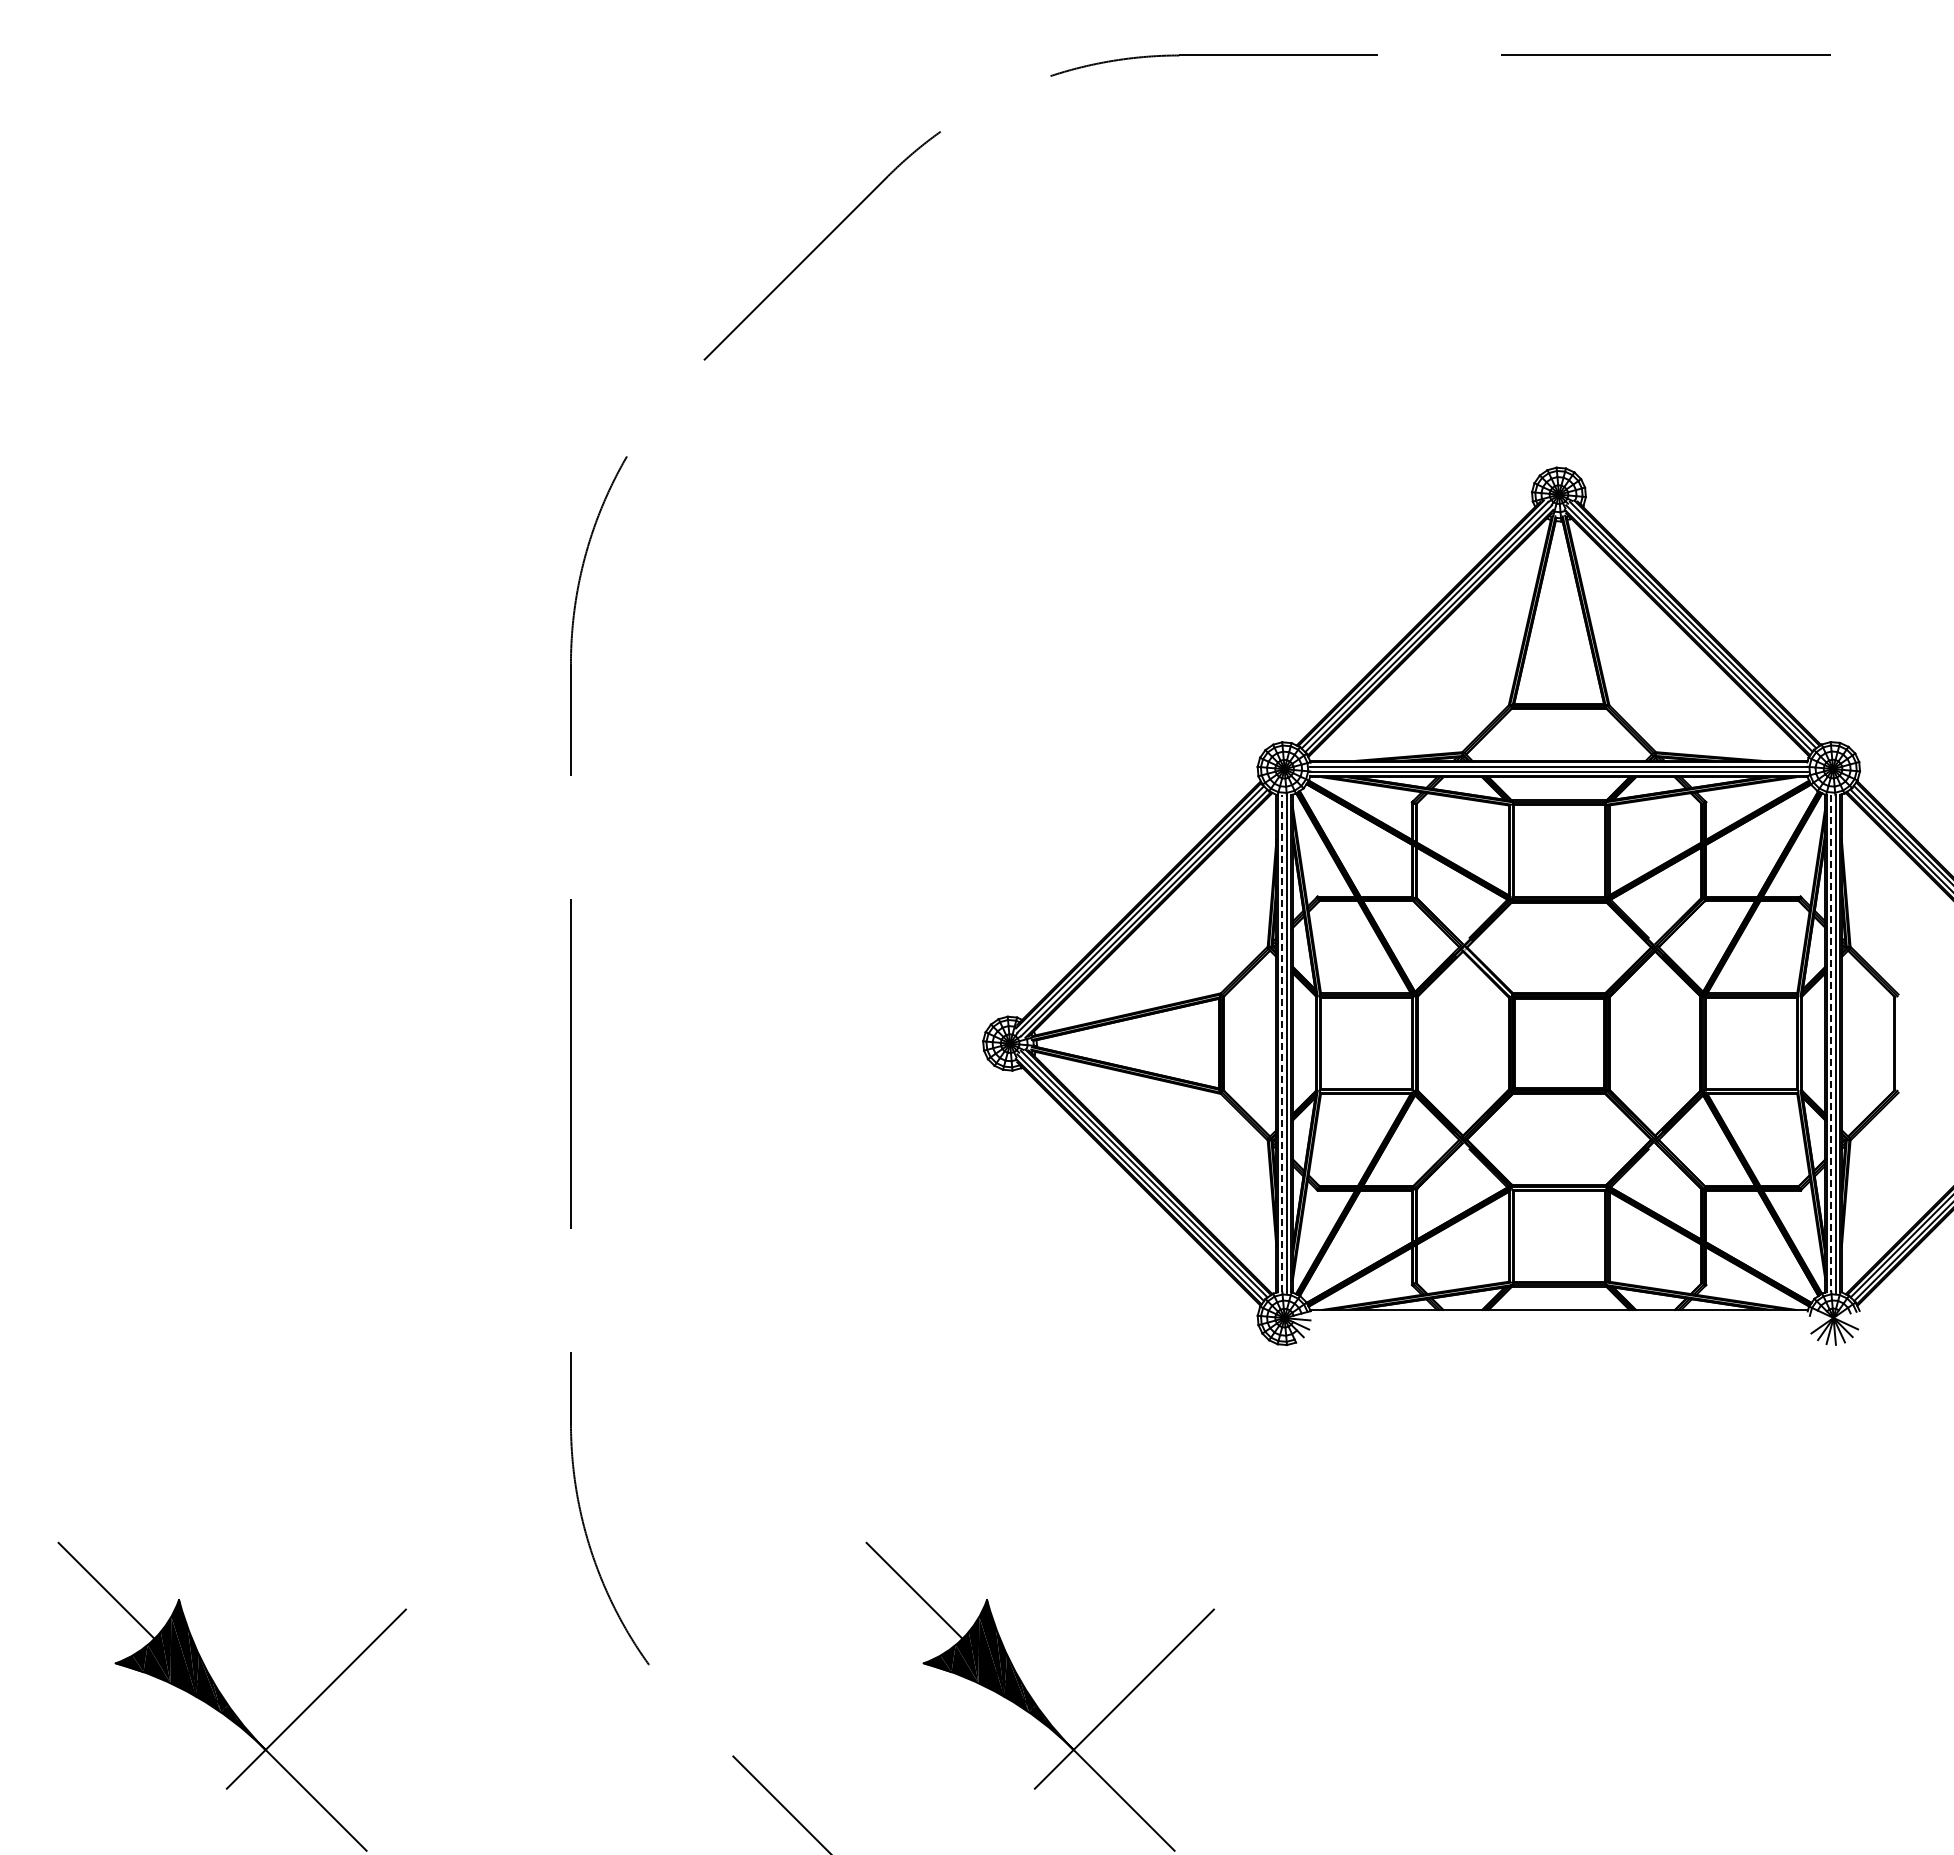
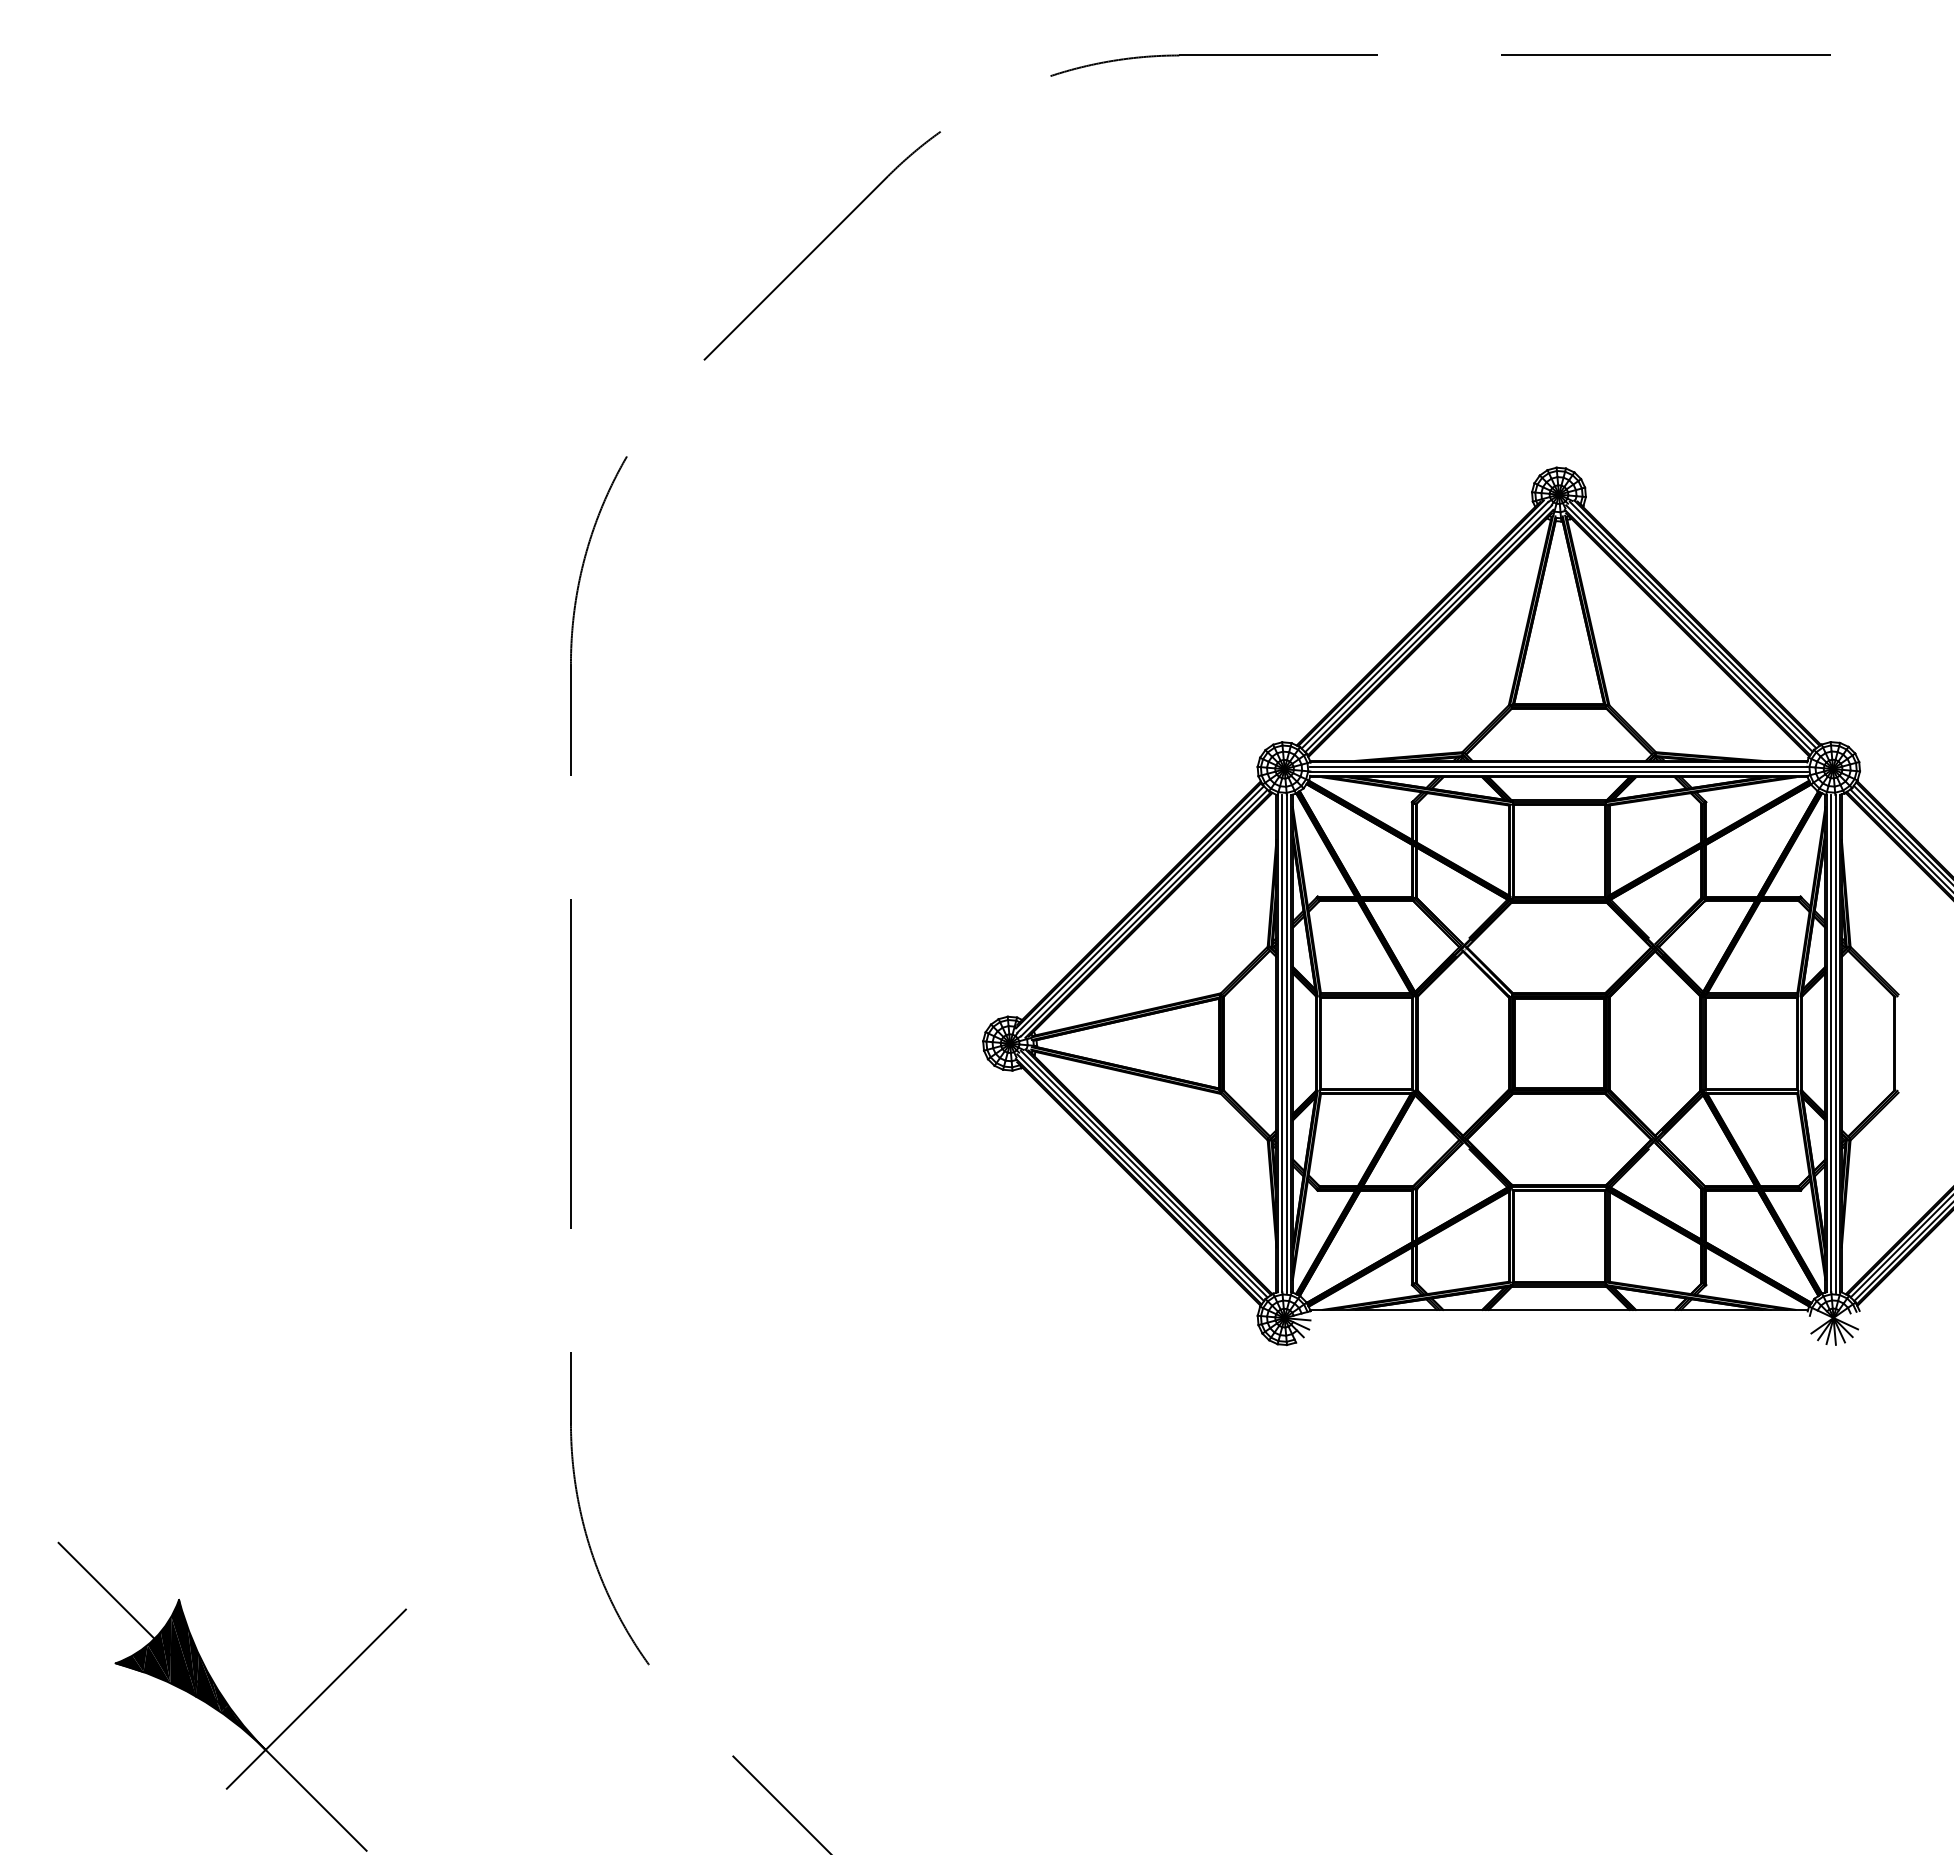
line: dashed -> solid (1282, 1043)
line: dashed -> solid (1831, 1043)
part: present -> none (1034, 1700)
